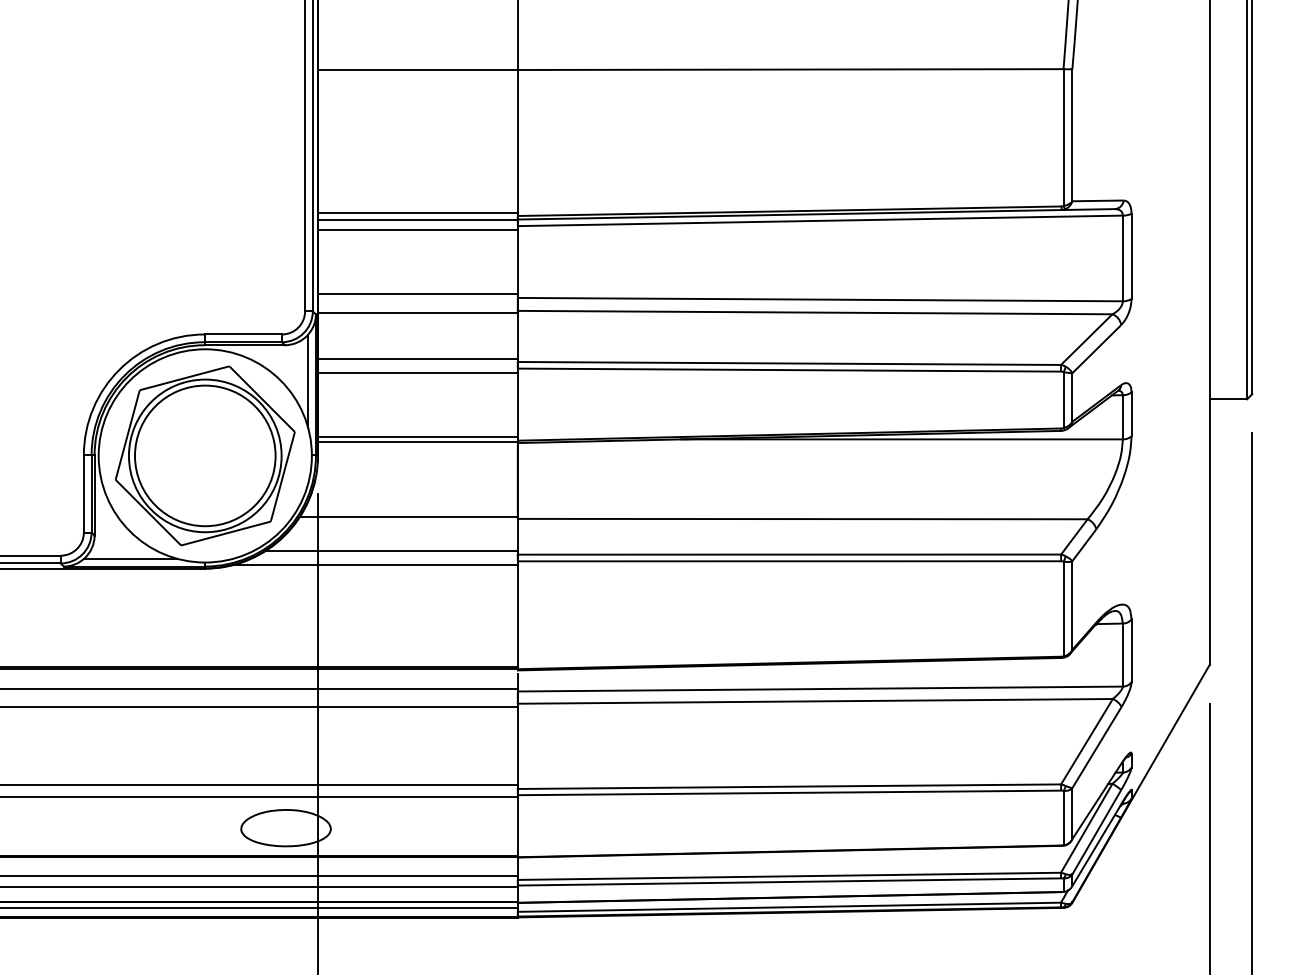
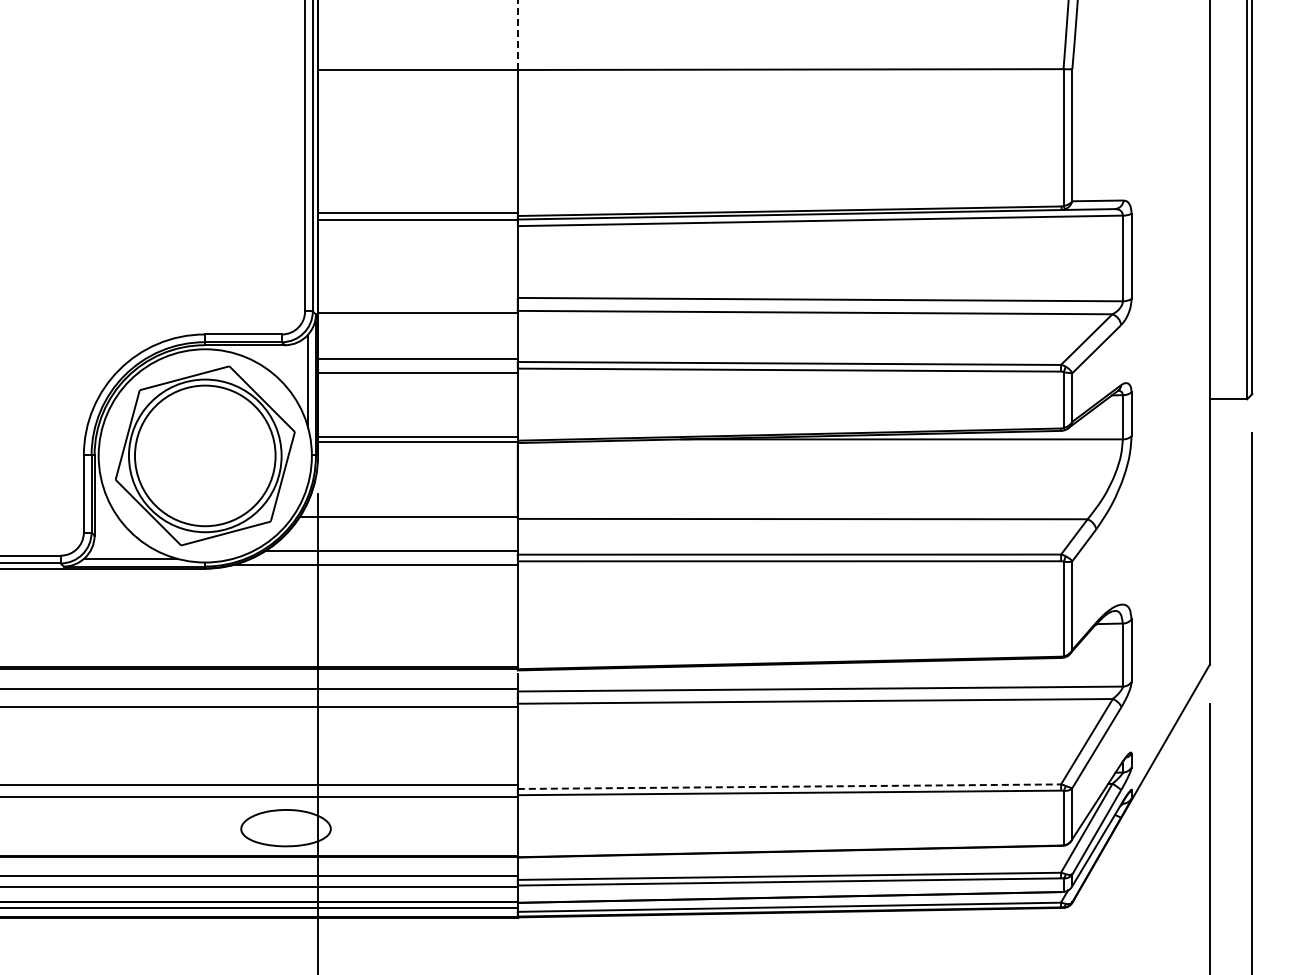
line: solid -> dashed (517, 35)
line: present -> none (417, 229)
line: present -> none (417, 293)
line: solid -> dashed (789, 786)
